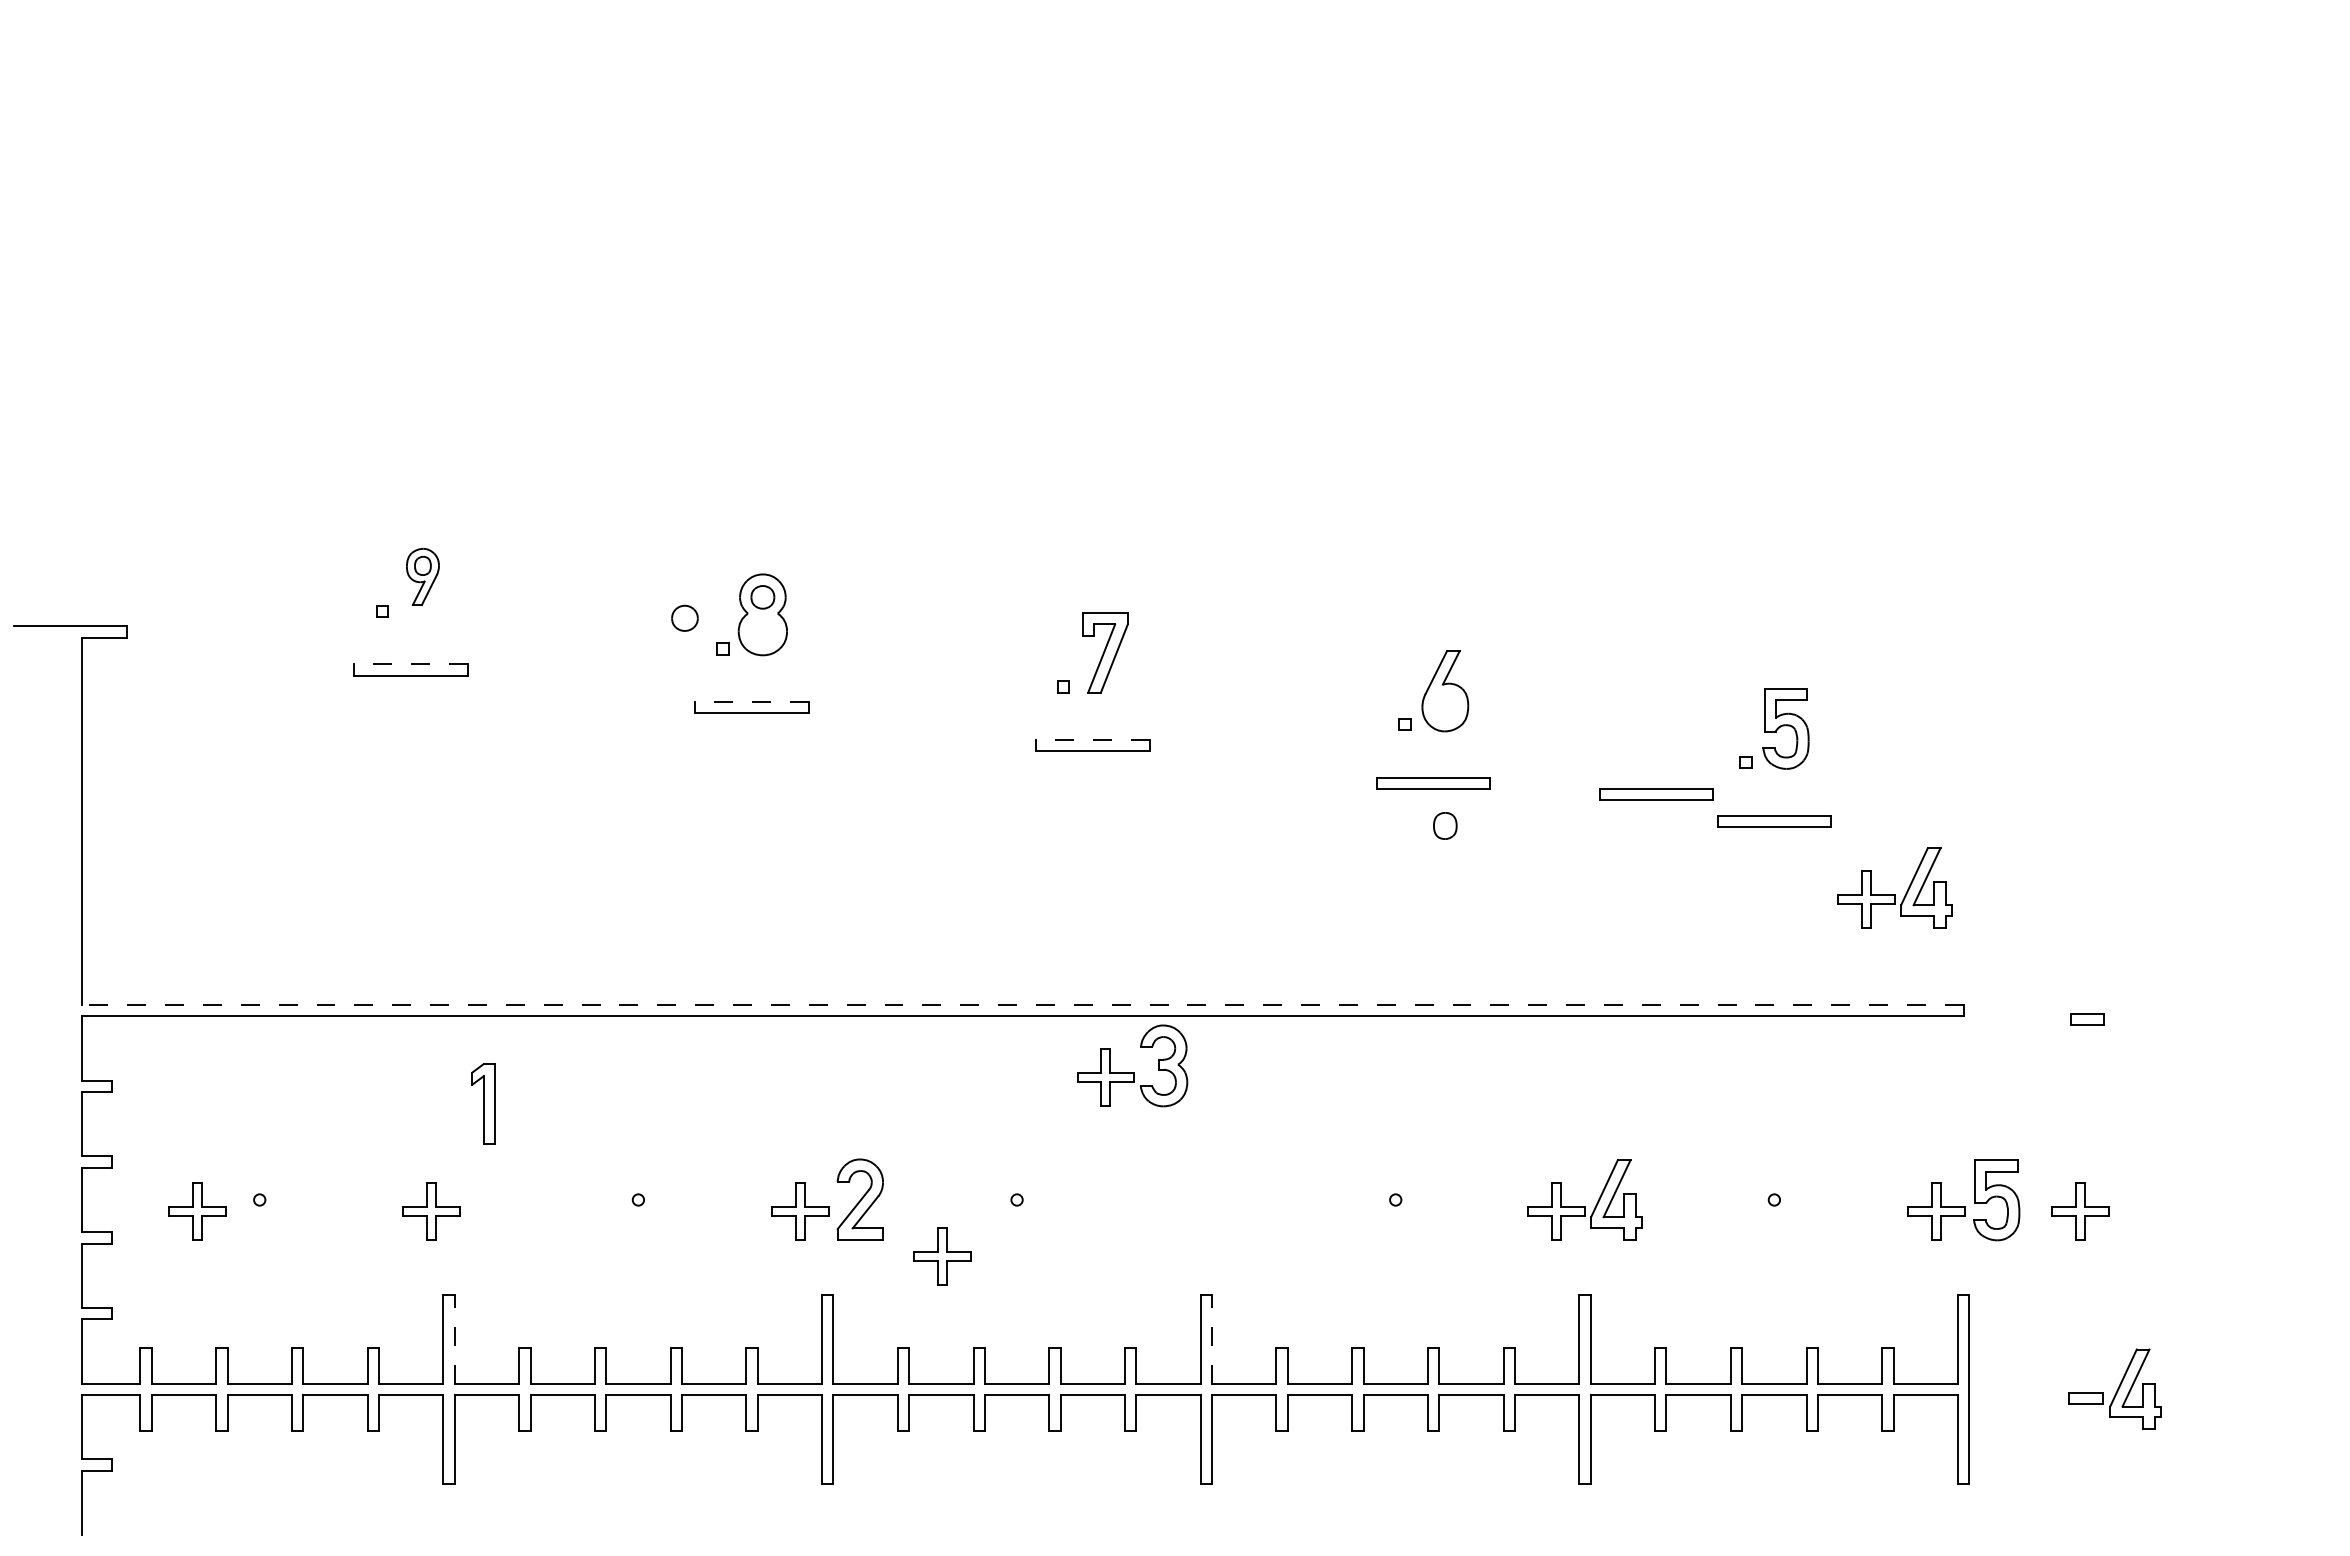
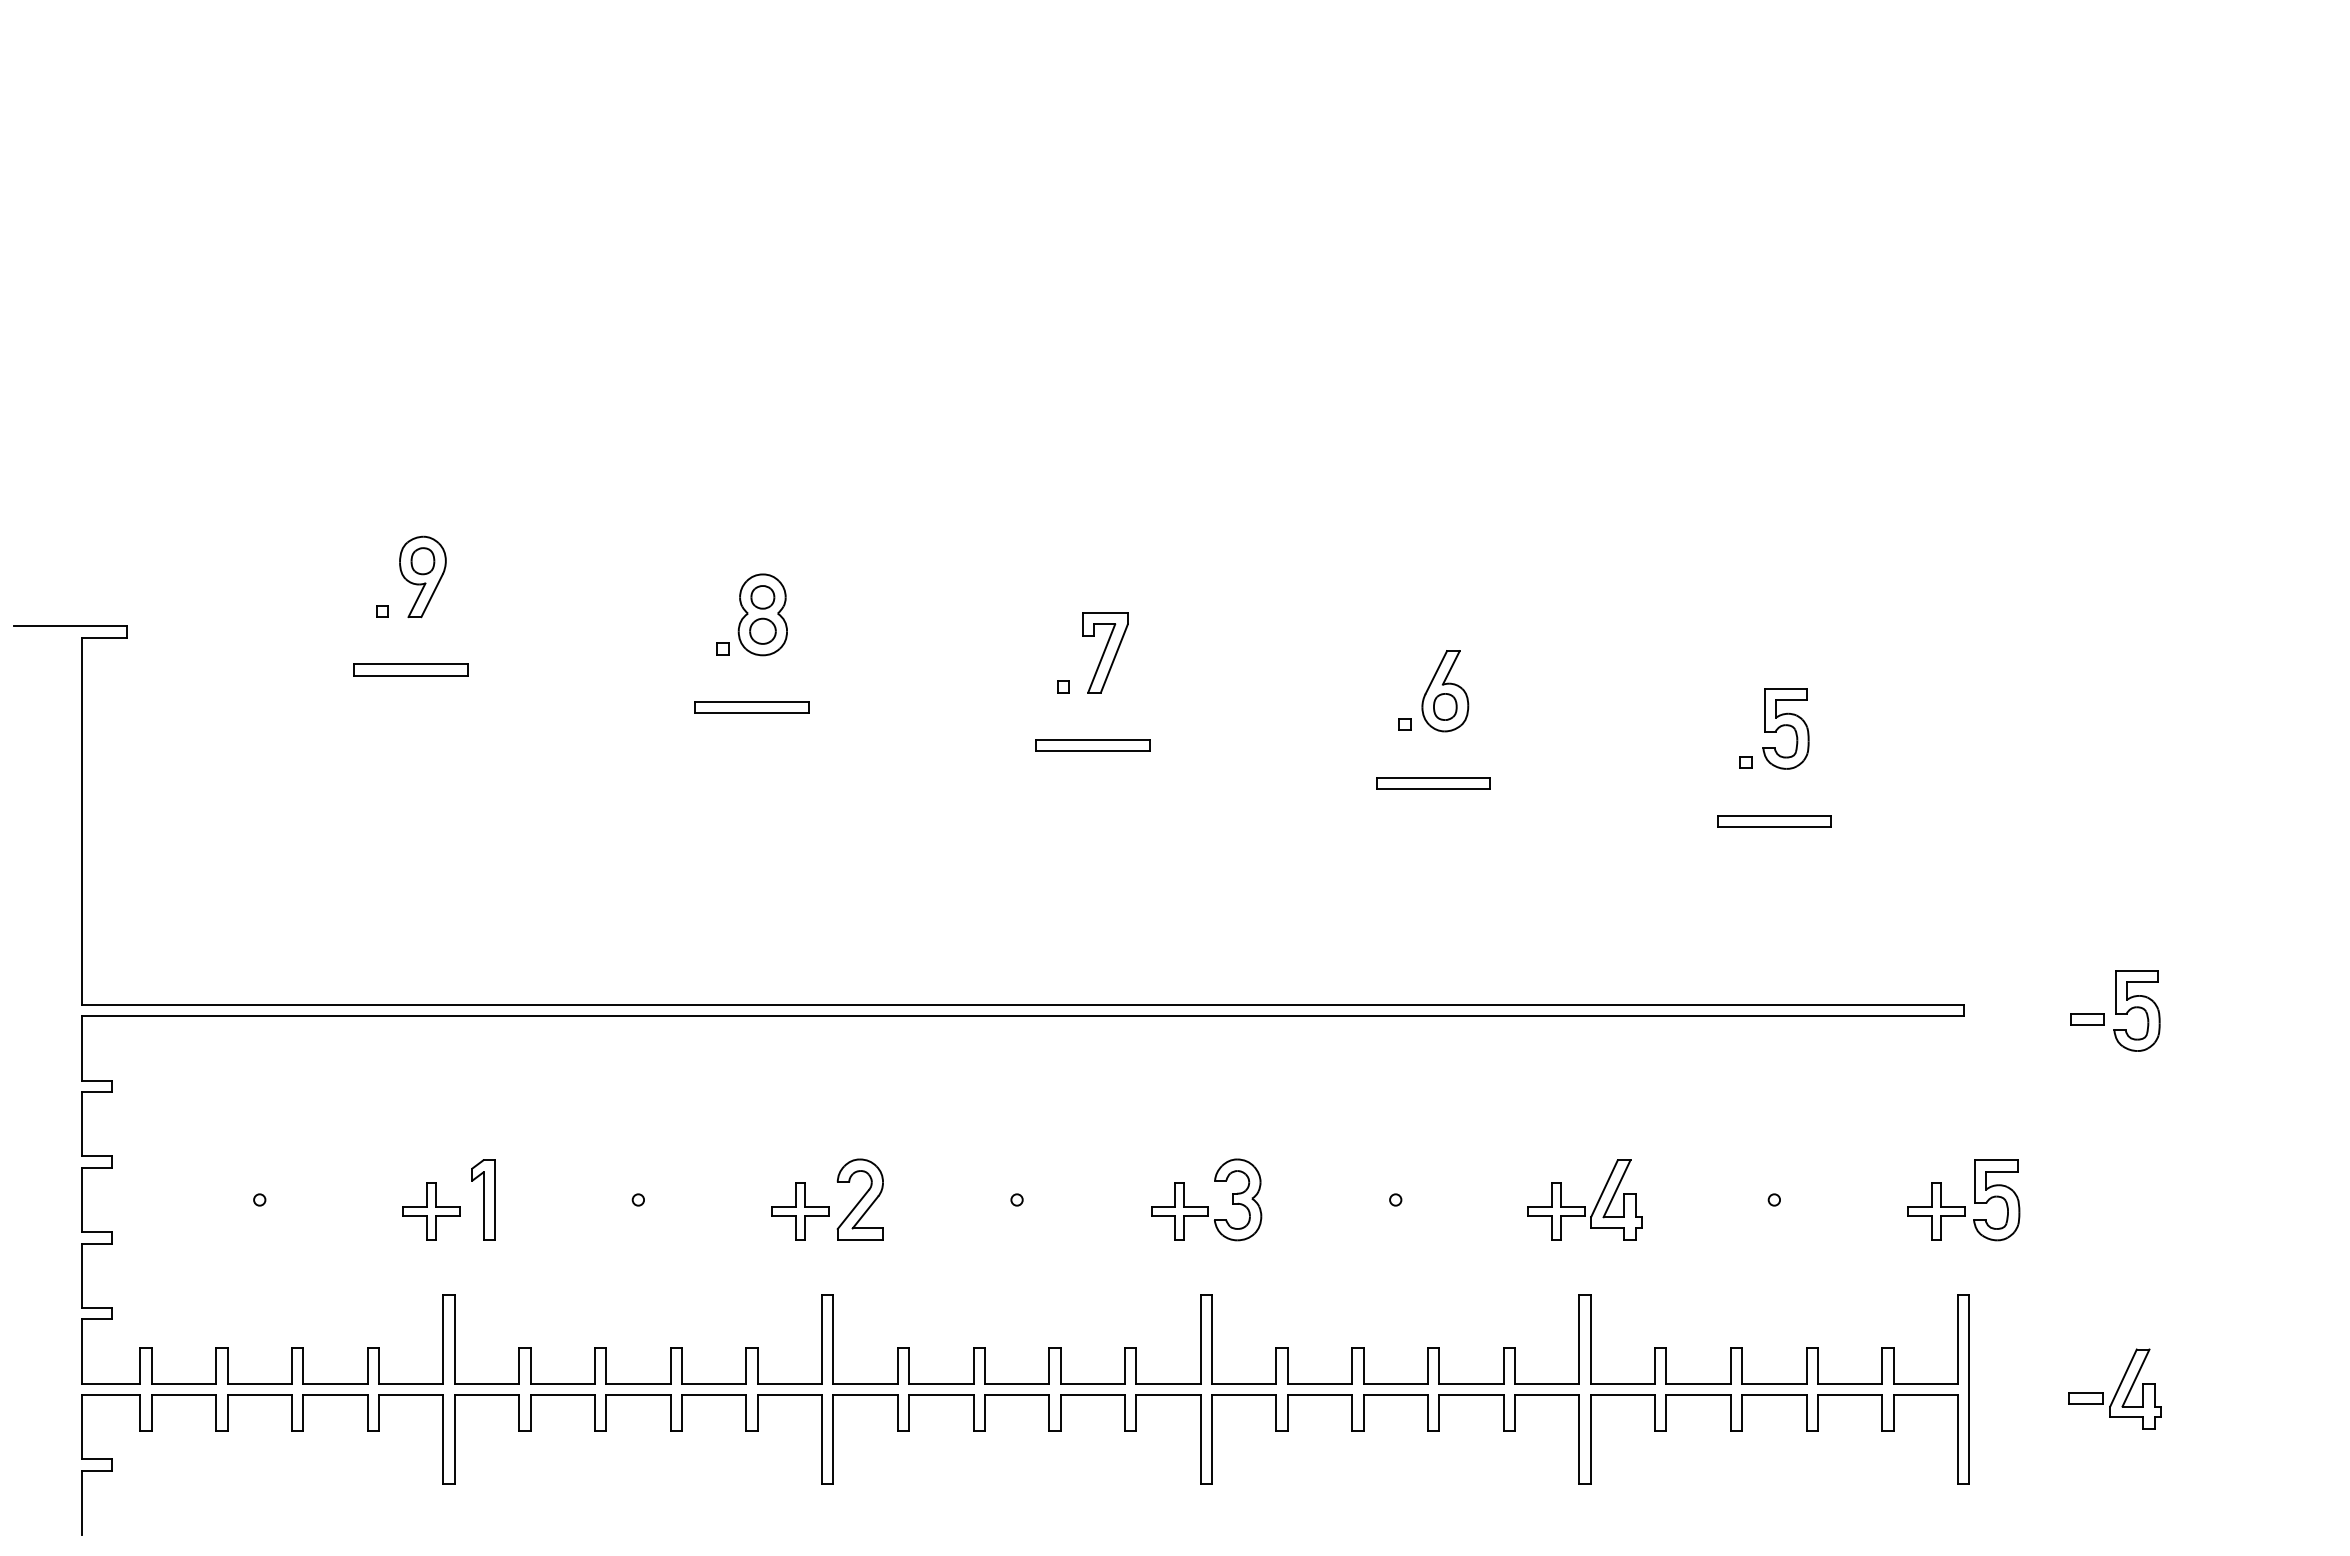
part size: 34x58 px -> 48x84 px (422, 576)
part position: (684, 617) -> (762, 630) (762, 630)
line: dashed -> solid (411, 664)
line: dashed -> solid (752, 702)
line: dashed -> solid (1092, 739)
part: present -> none (1656, 794)
part position: (1445, 825) -> (1445, 706) (1445, 706)
part: present -> none (1894, 894)
line: dashed -> solid (1022, 1005)
part: none -> present (2136, 1010)
part position: (1132, 1072) -> (1206, 1206) (1206, 1206)
part position: (483, 1103) -> (483, 1199) (483, 1199)
part: present -> none (197, 1211)
part: present -> none (2080, 1211)
part: present -> none (942, 1256)
line: dashed -> solid (454, 1338)
line: dashed -> solid (1212, 1338)
